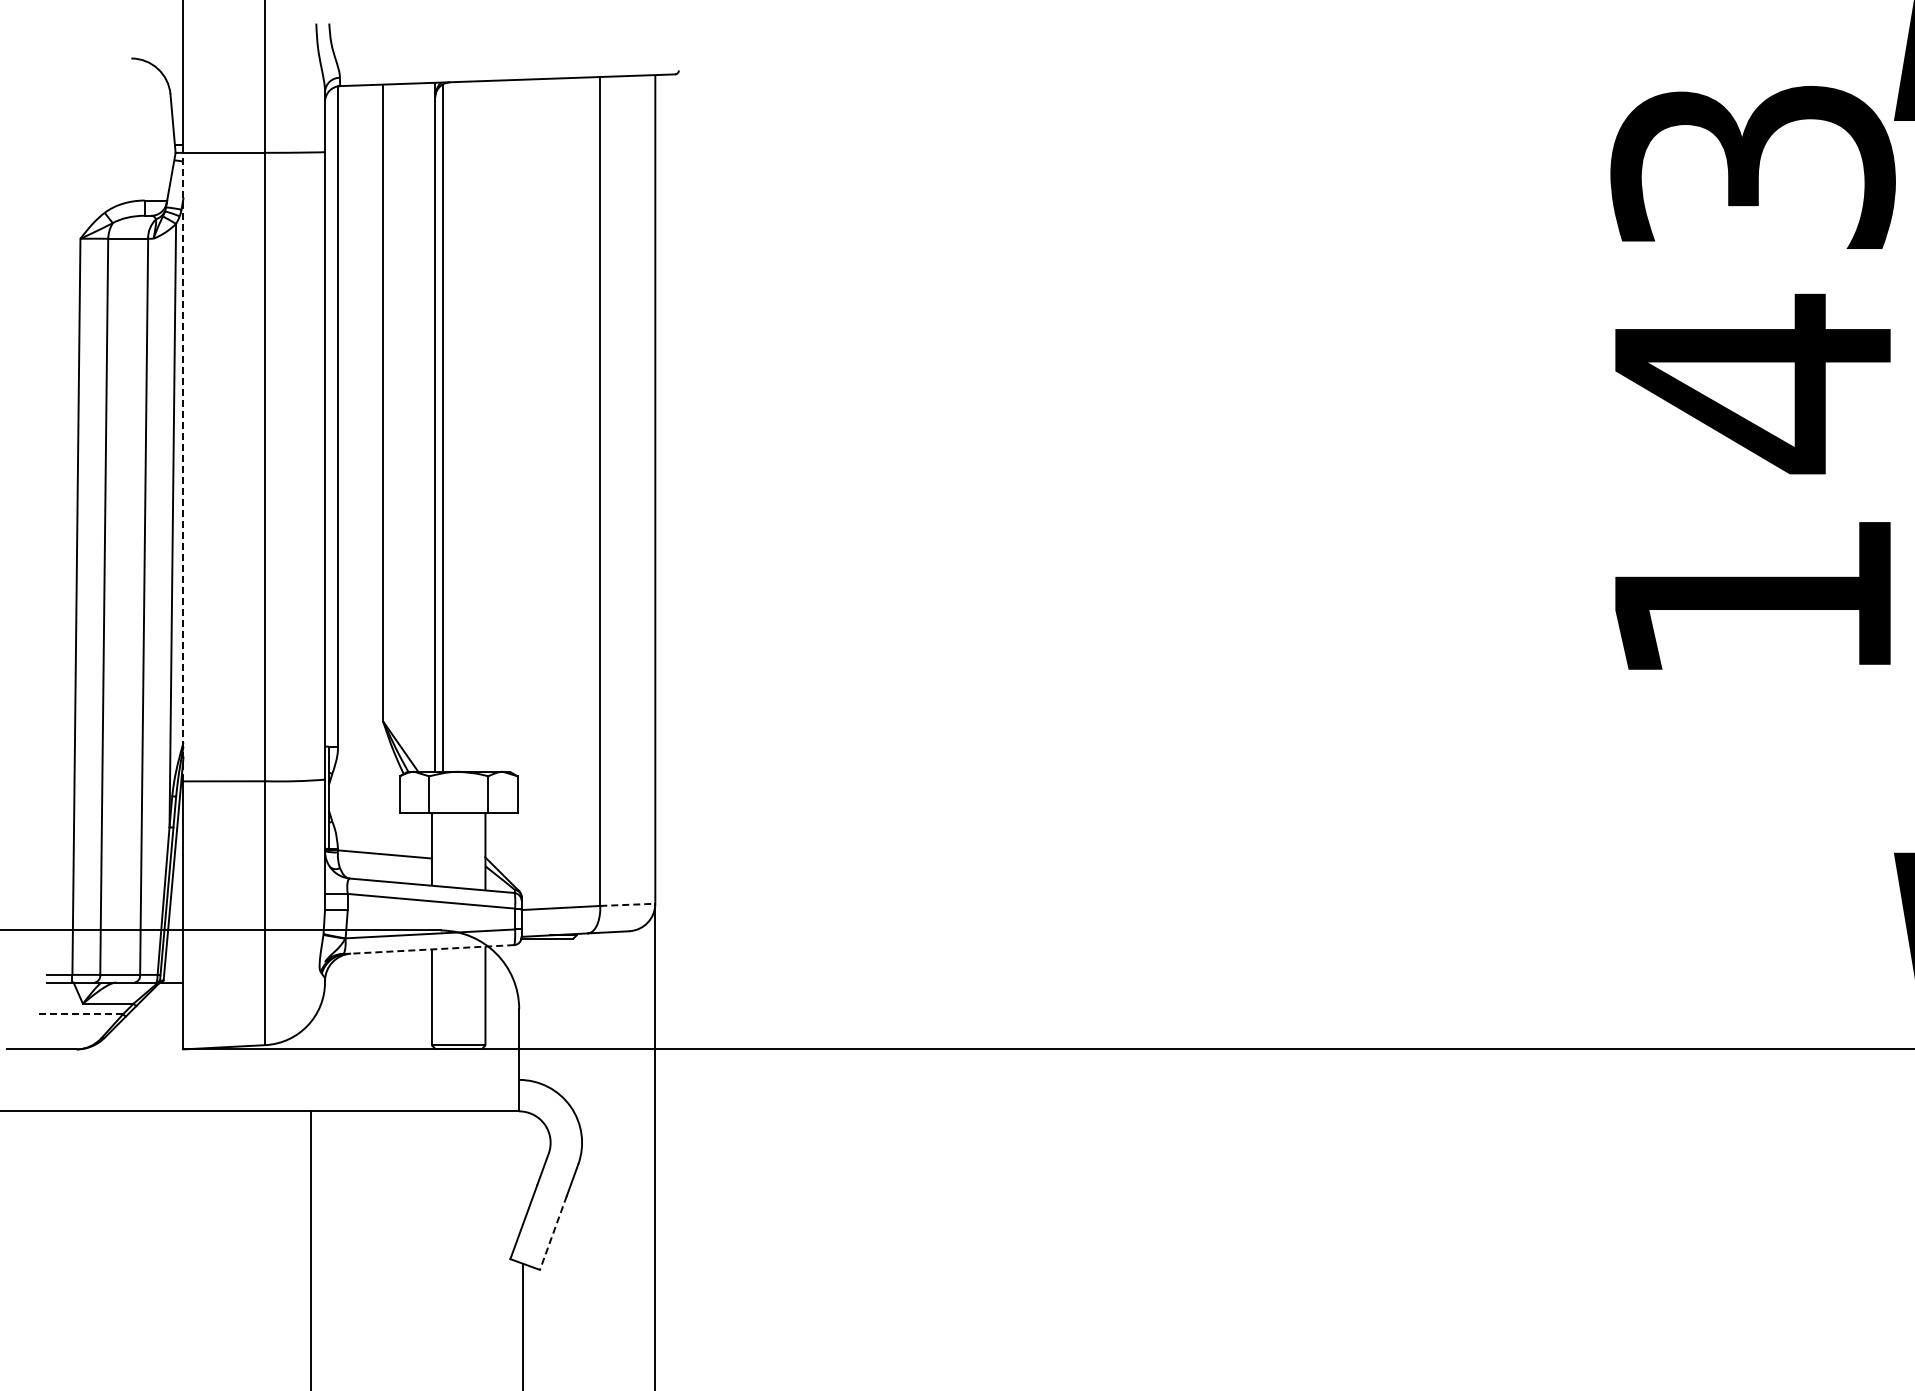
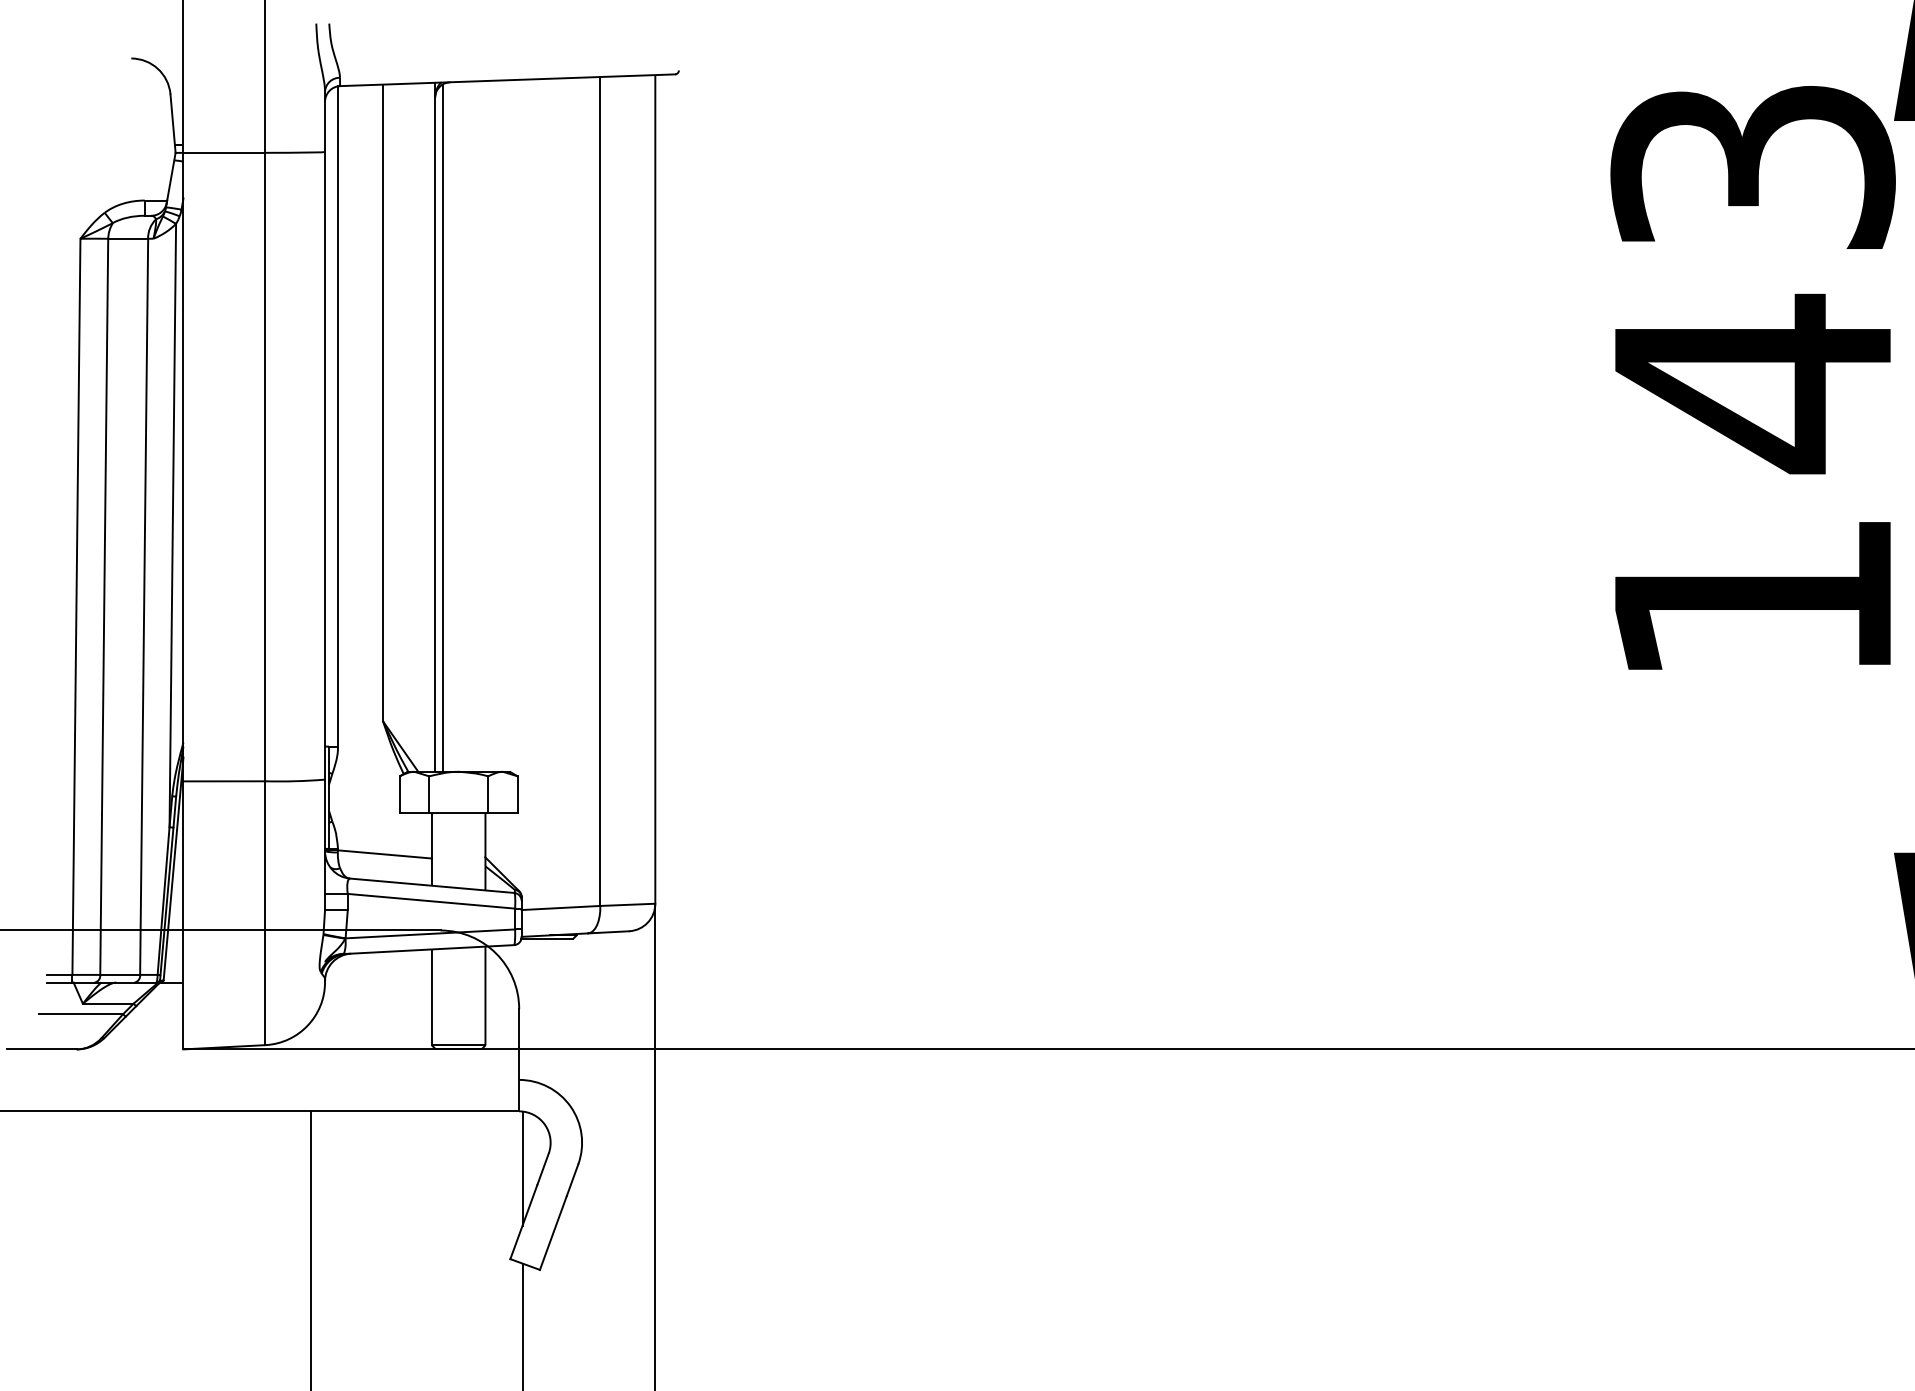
line: dashed -> solid (183, 466)
line: dashed -> solid (627, 904)
line: dashed -> solid (430, 949)
line: dashed -> solid (81, 1014)
line: none -> present (522, 1168)
line: dashed -> solid (553, 1233)
